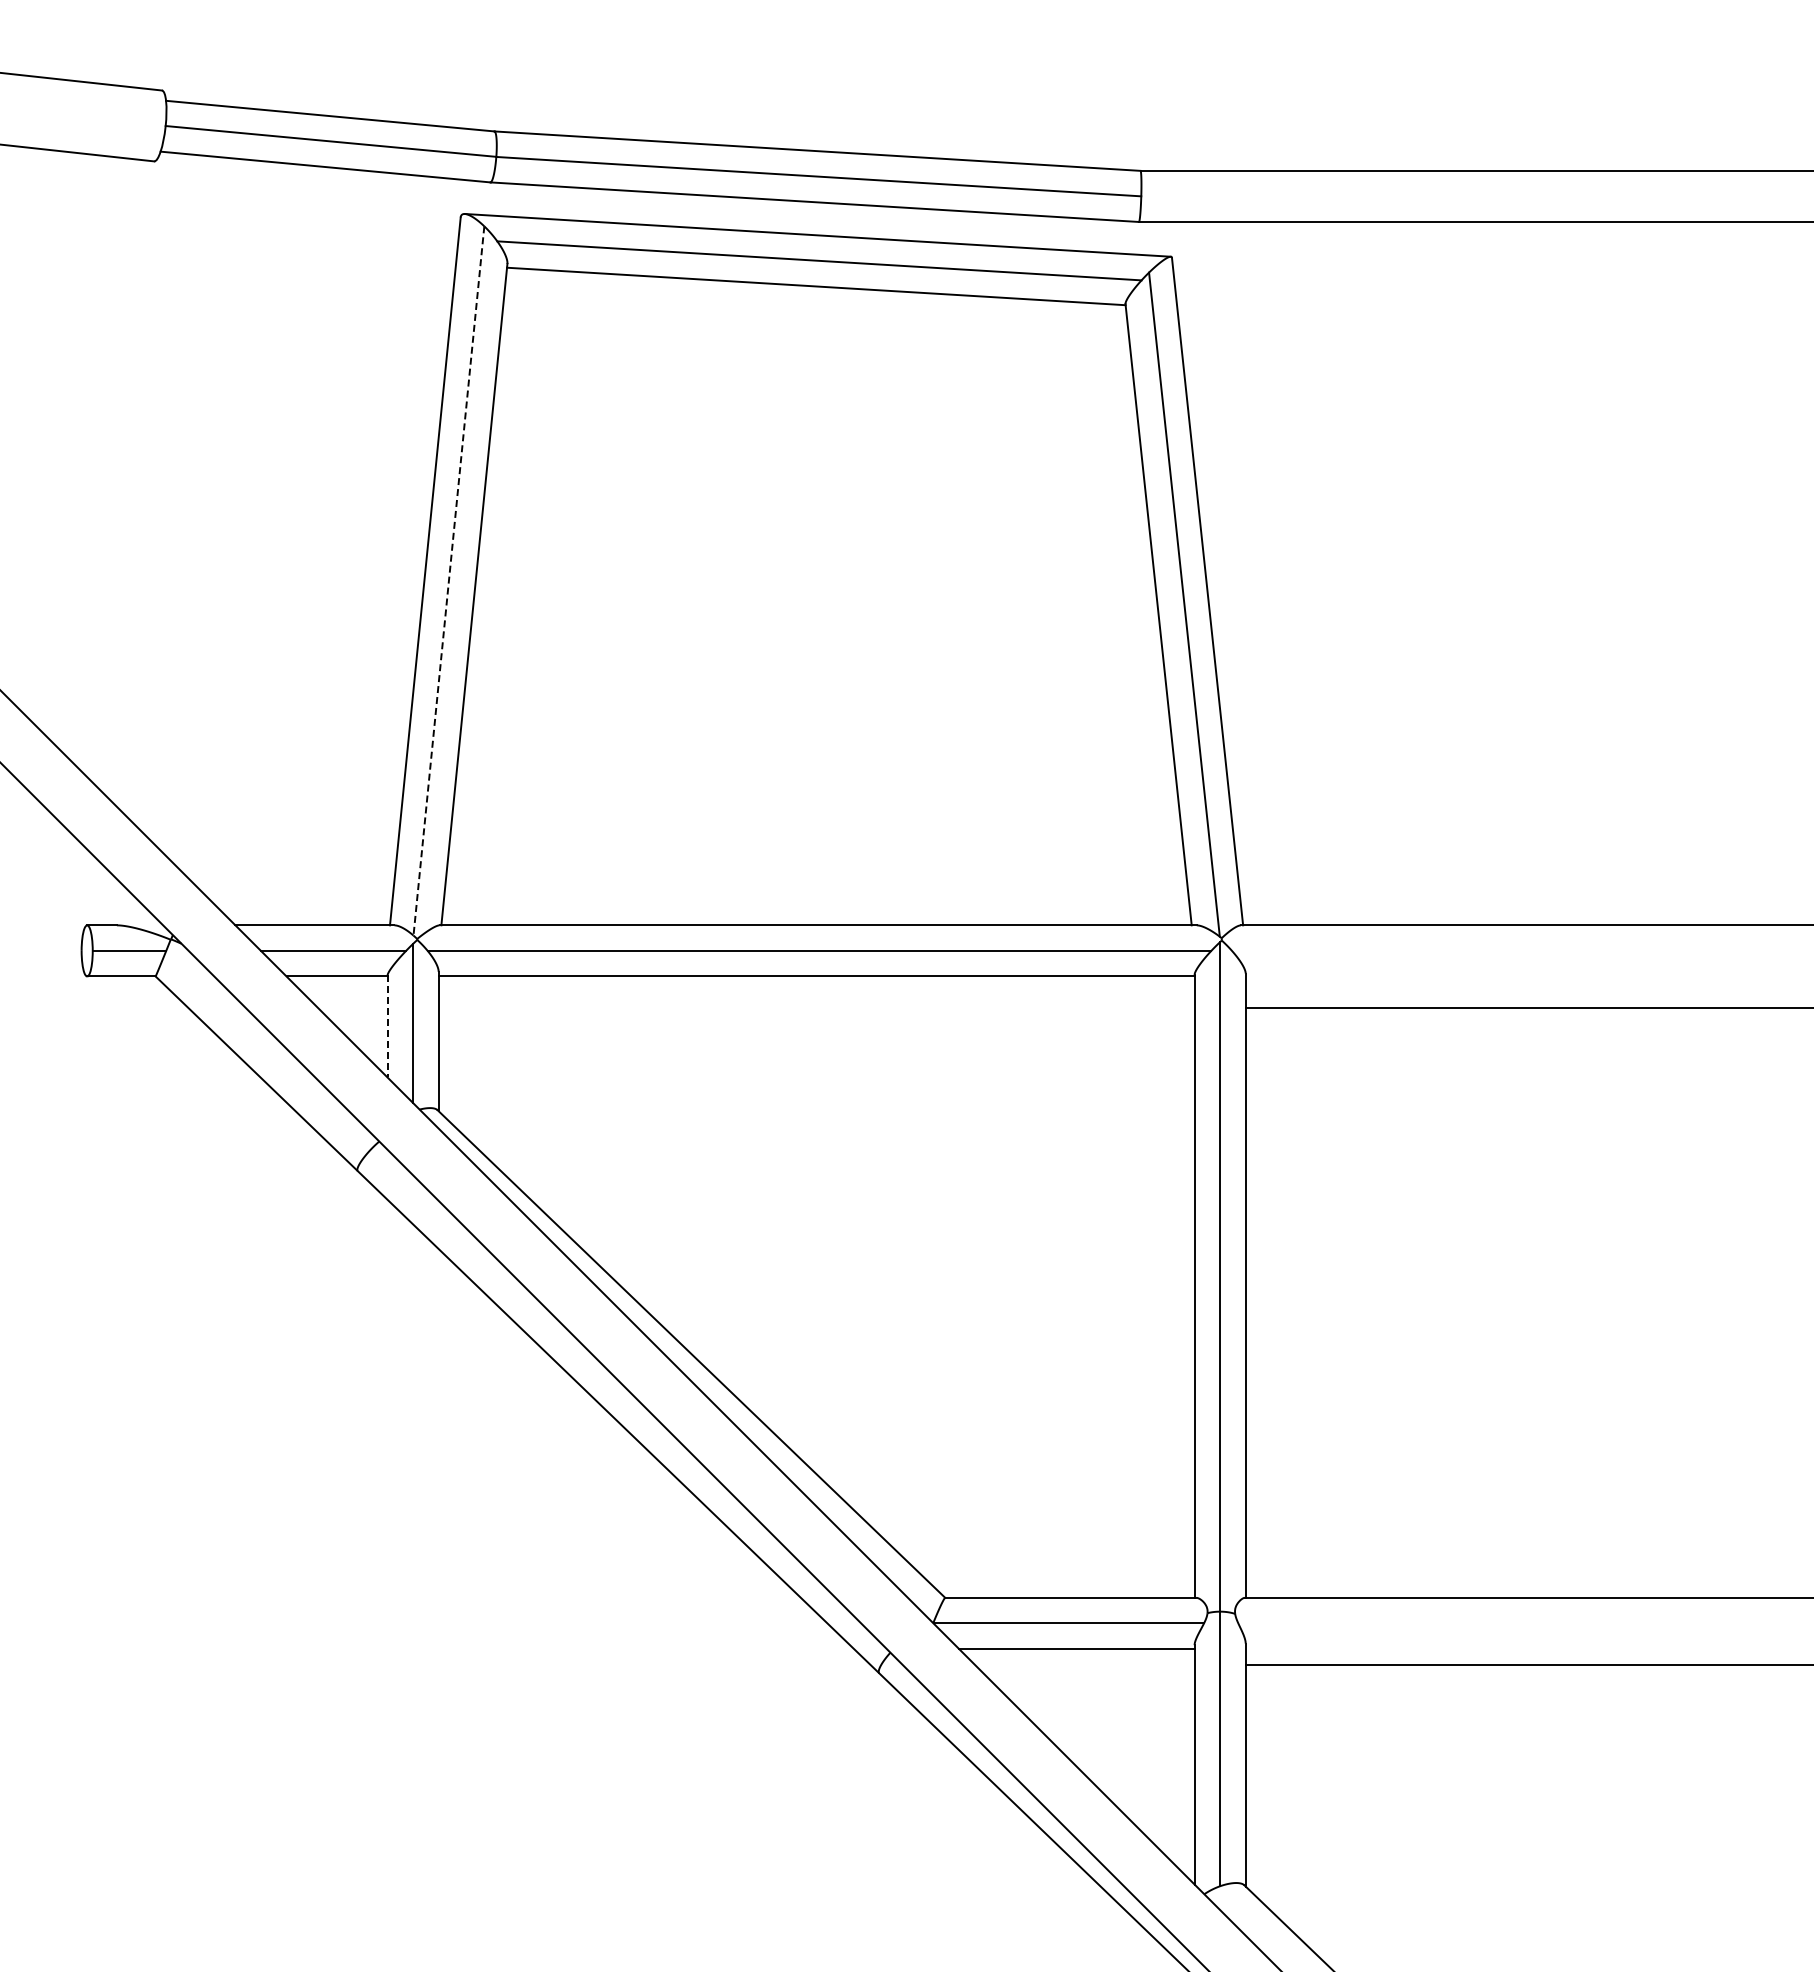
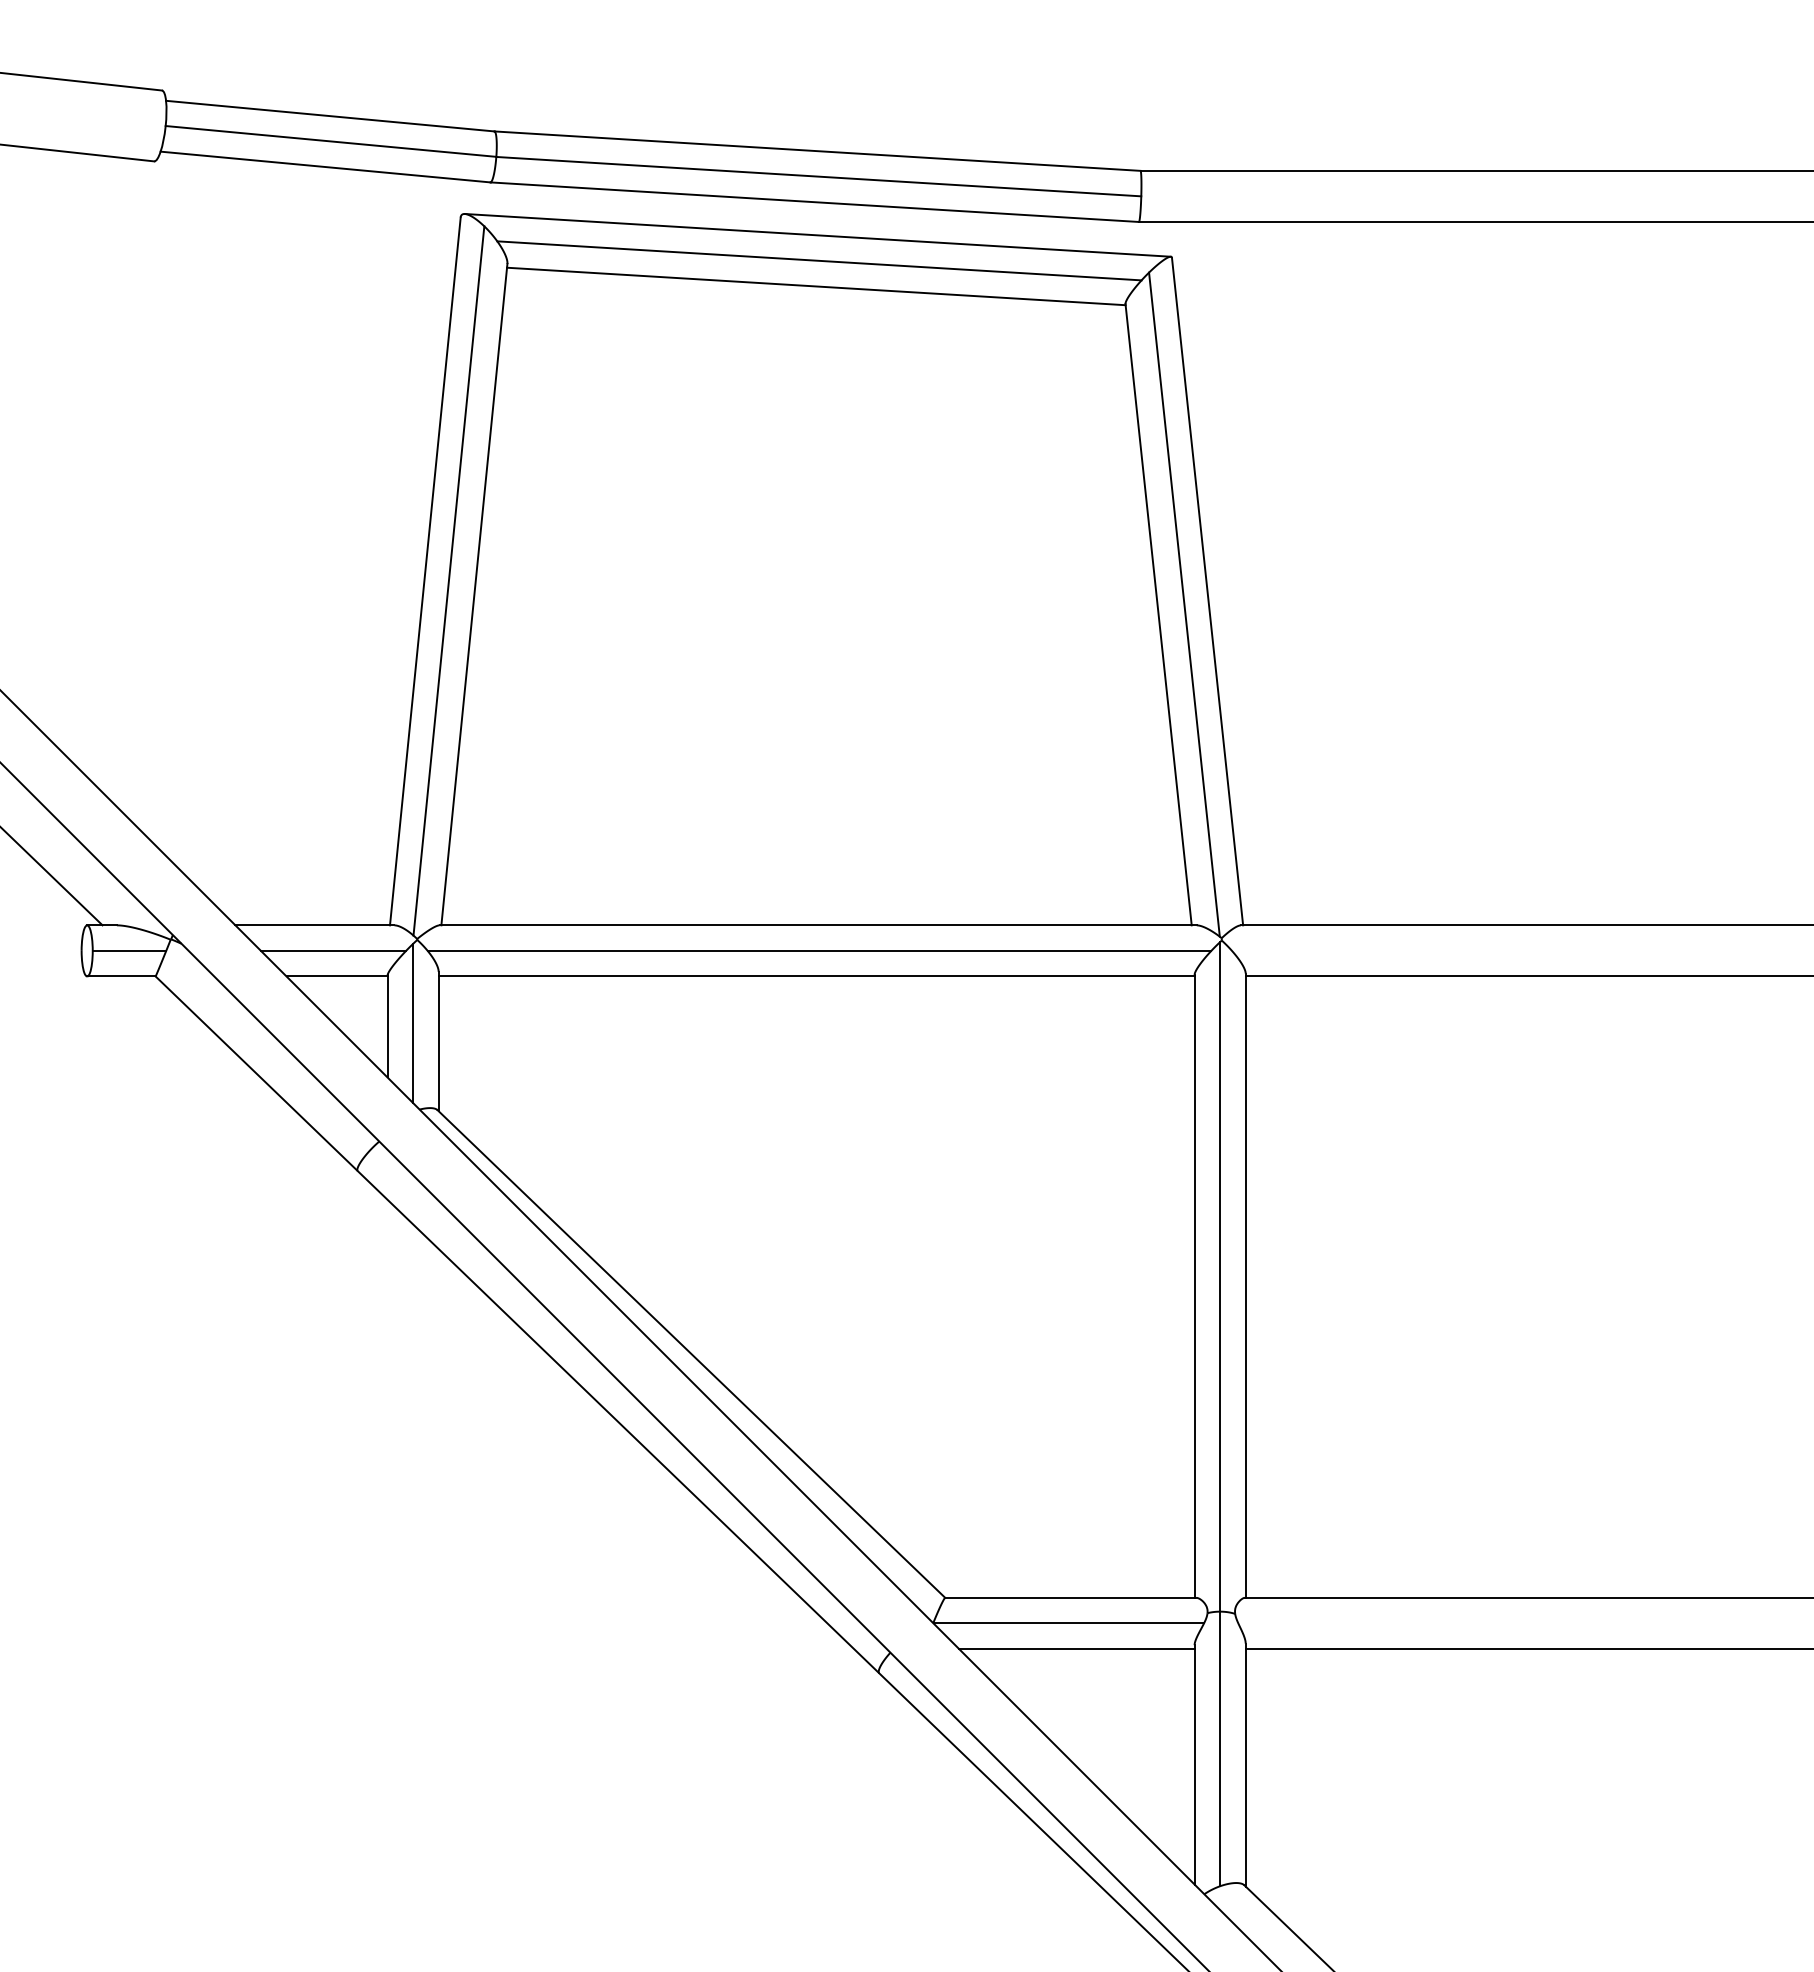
line: dashed -> solid (448, 581)
line: none -> present (52, 876)
line position: (1527, 1008) -> (1527, 976) (1527, 976)
line: dashed -> solid (387, 1026)
line position: (1527, 1664) -> (1527, 1648) (1527, 1648)
